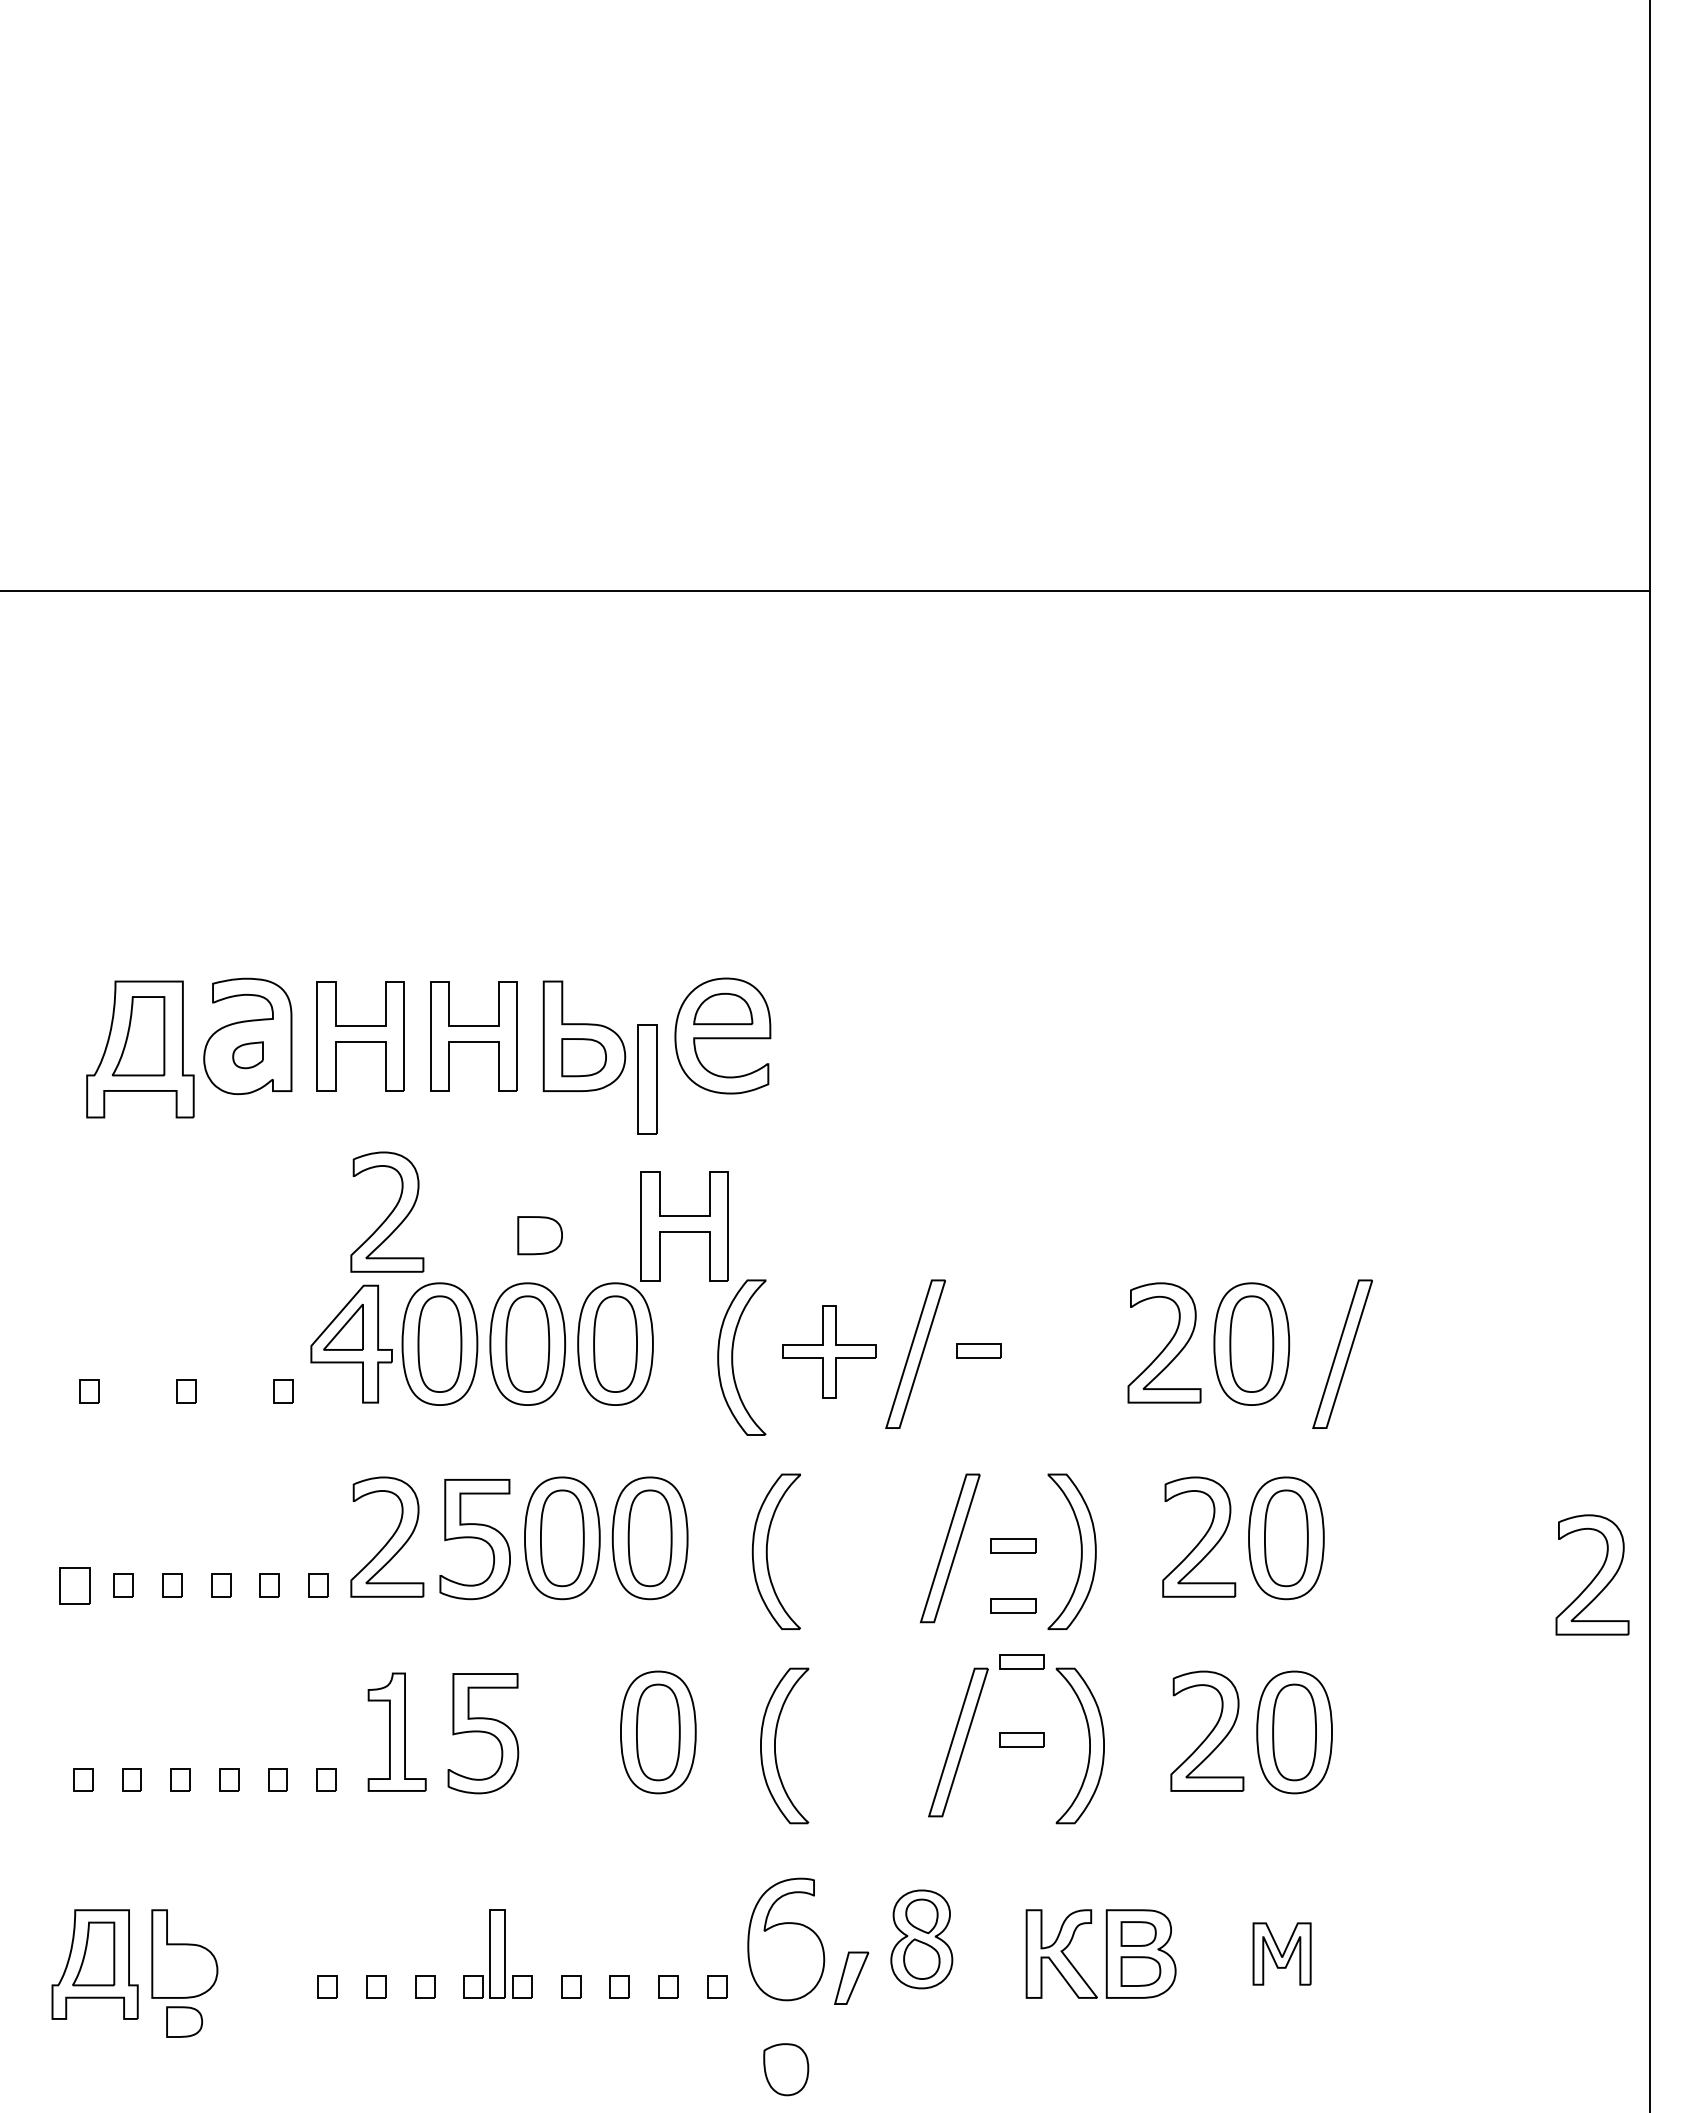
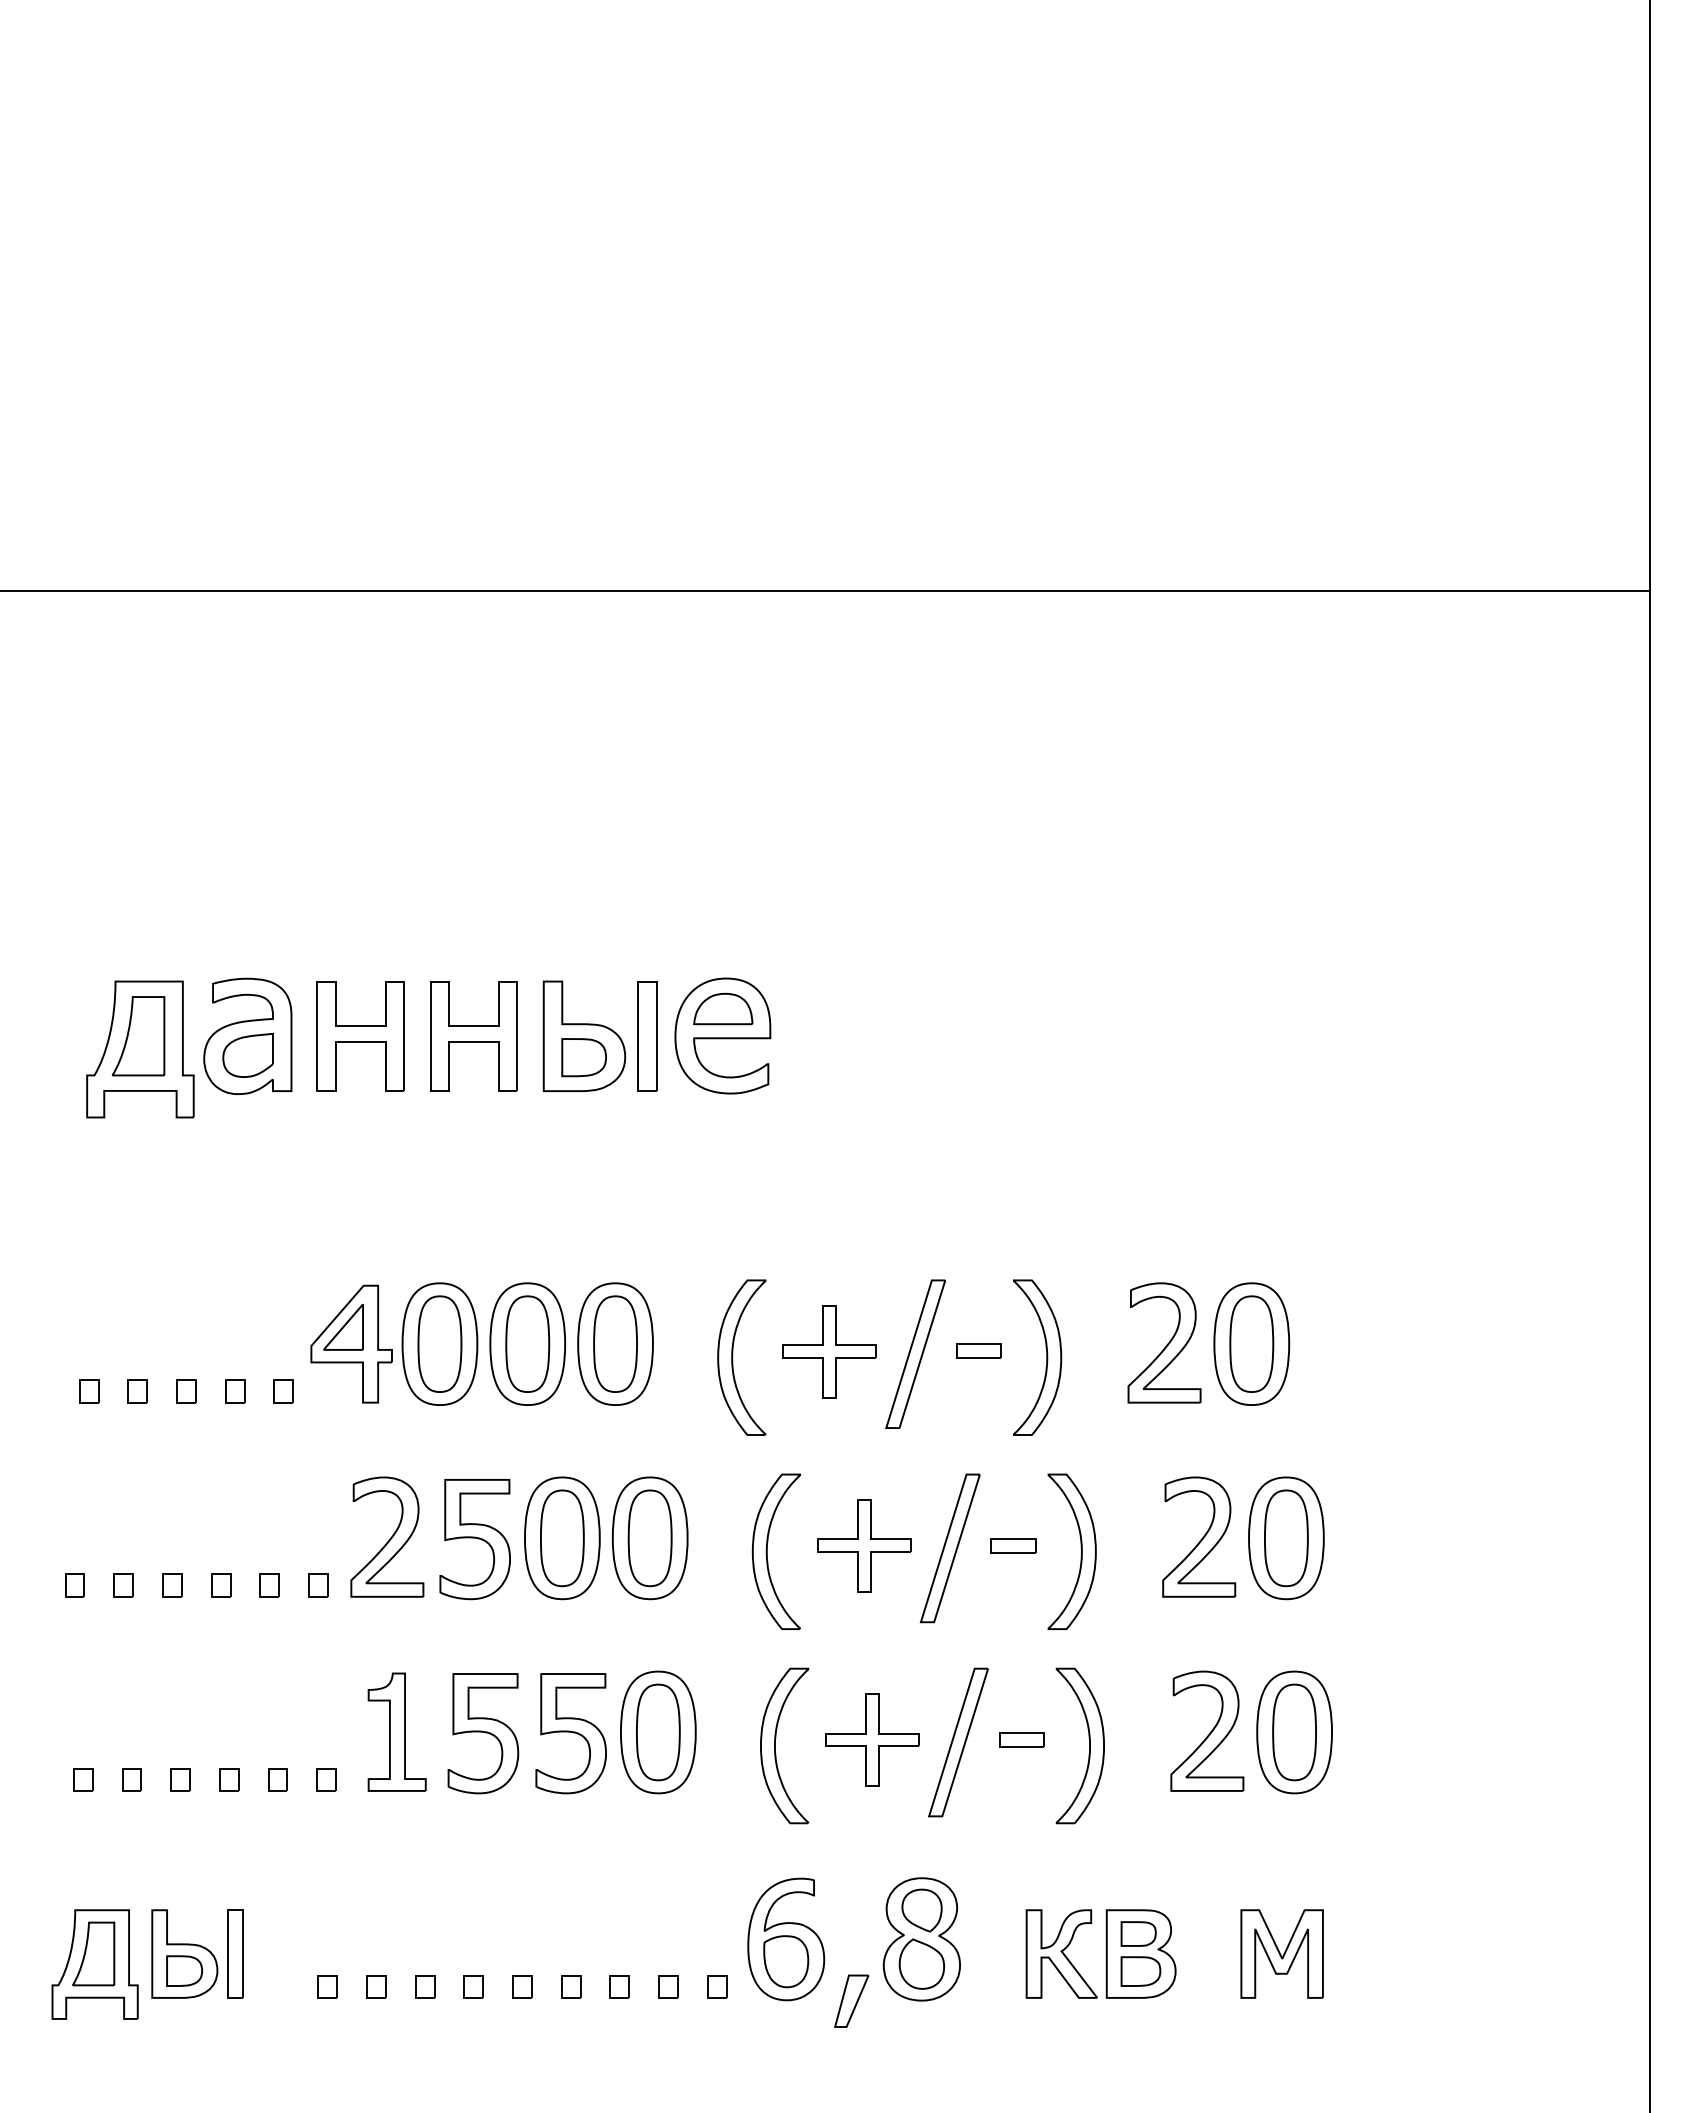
part size: 32x29 px -> 52x46 px (247, 1054)
part position: (647, 1079) -> (647, 1036) (647, 1036)
part: present -> none (387, 1211)
part: present -> none (684, 1226)
part: present -> none (539, 1235)
part: present -> none (1342, 1353)
part: none -> present (1046, 1357)
part: none -> present (137, 1391)
part: none -> present (235, 1391)
part: none -> present (864, 1545)
part: present -> none (1592, 1574)
part size: 32x38 px -> 20x25 px (74, 1585)
part: present -> none (1013, 1605)
part: present -> none (1021, 1661)
part: none -> present (570, 1733)
part: none -> present (872, 1739)
part size: 64x101 px -> 79x125 px (921, 1939)
part position: (497, 1953) -> (235, 1953) (235, 1953)
part size: 60x64 px -> 84x90 px (1281, 1953)
part position: (851, 1977) -> (851, 2000) (851, 2000)
part position: (184, 2021) -> (184, 1970) (184, 1970)
part position: (786, 2069) -> (786, 1961) (786, 1961)
